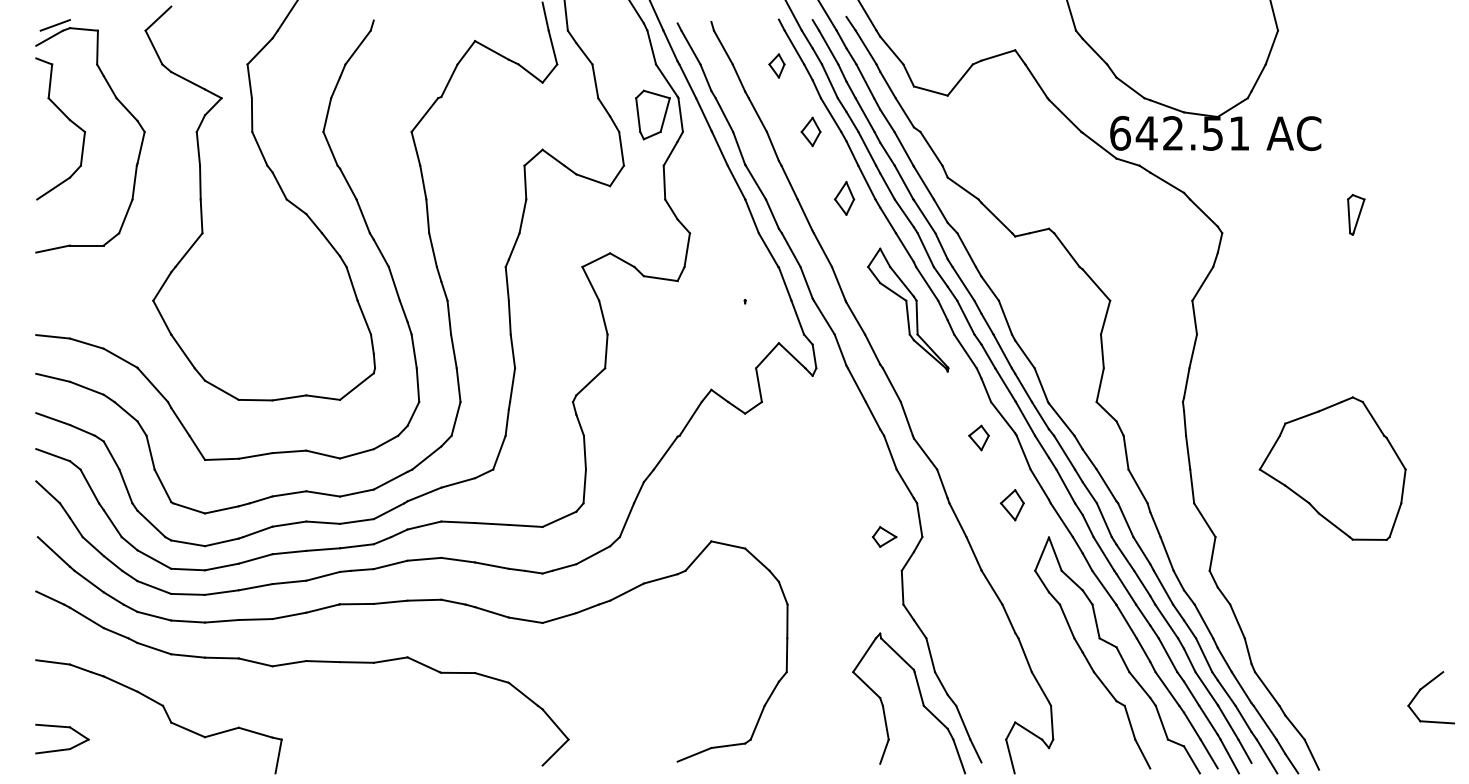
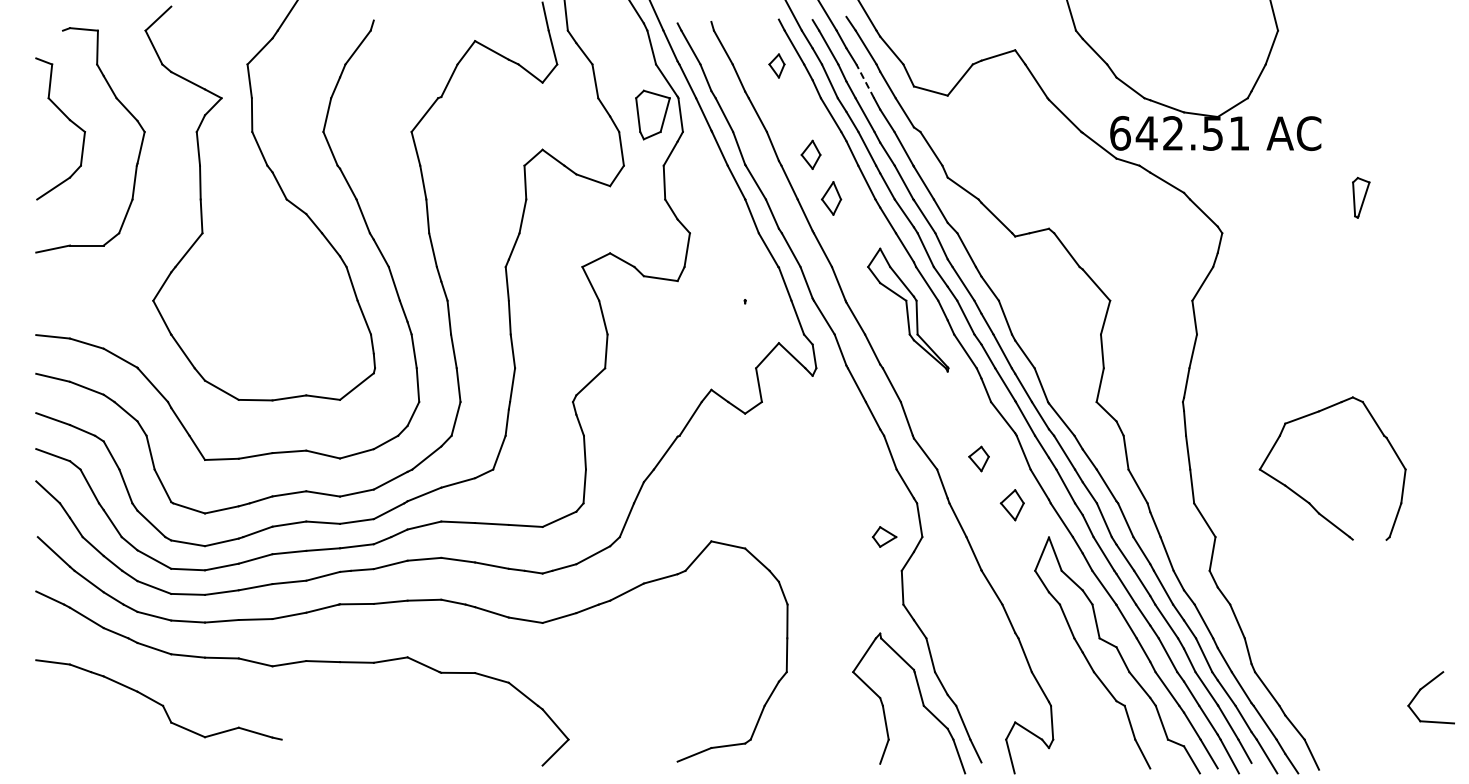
line: present -> none (55, 25)
line: present -> none (49, 37)
line: solid -> dashed (865, 80)
part position: (810, 131) -> (810, 154) (810, 154)
part position: (844, 198) -> (831, 198) (831, 198)
part position: (1356, 214) -> (1361, 197) (1361, 197)
part position: (978, 437) -> (978, 458) (978, 458)
line: present -> none (1369, 539)
part: present -> none (64, 748)
line: present -> none (278, 756)
